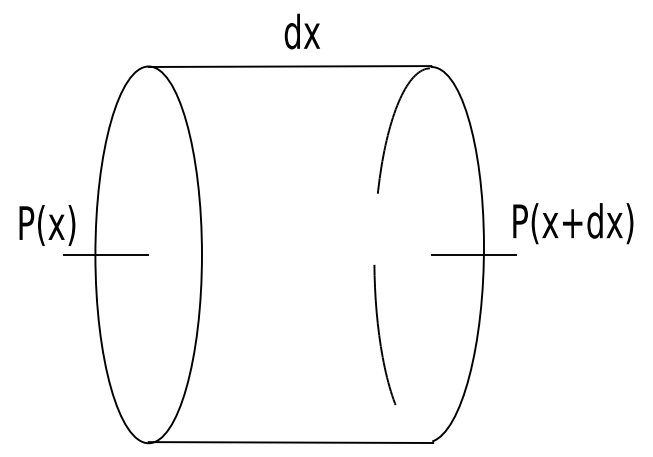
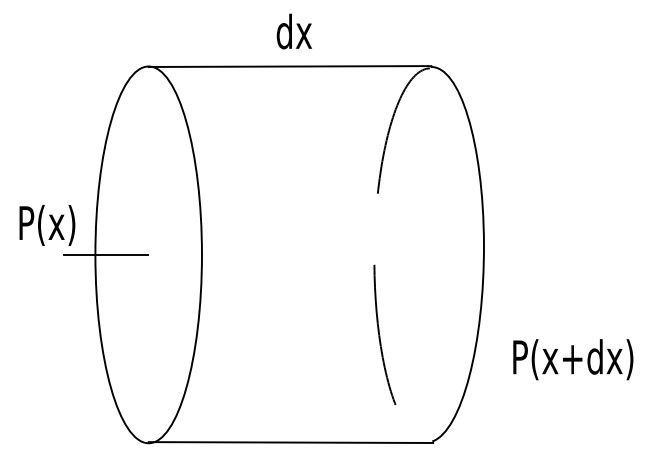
text position: (301, 31) -> (293, 31) (293, 31)
text position: (573, 223) -> (573, 359) (573, 359)
line: present -> none (473, 254)
